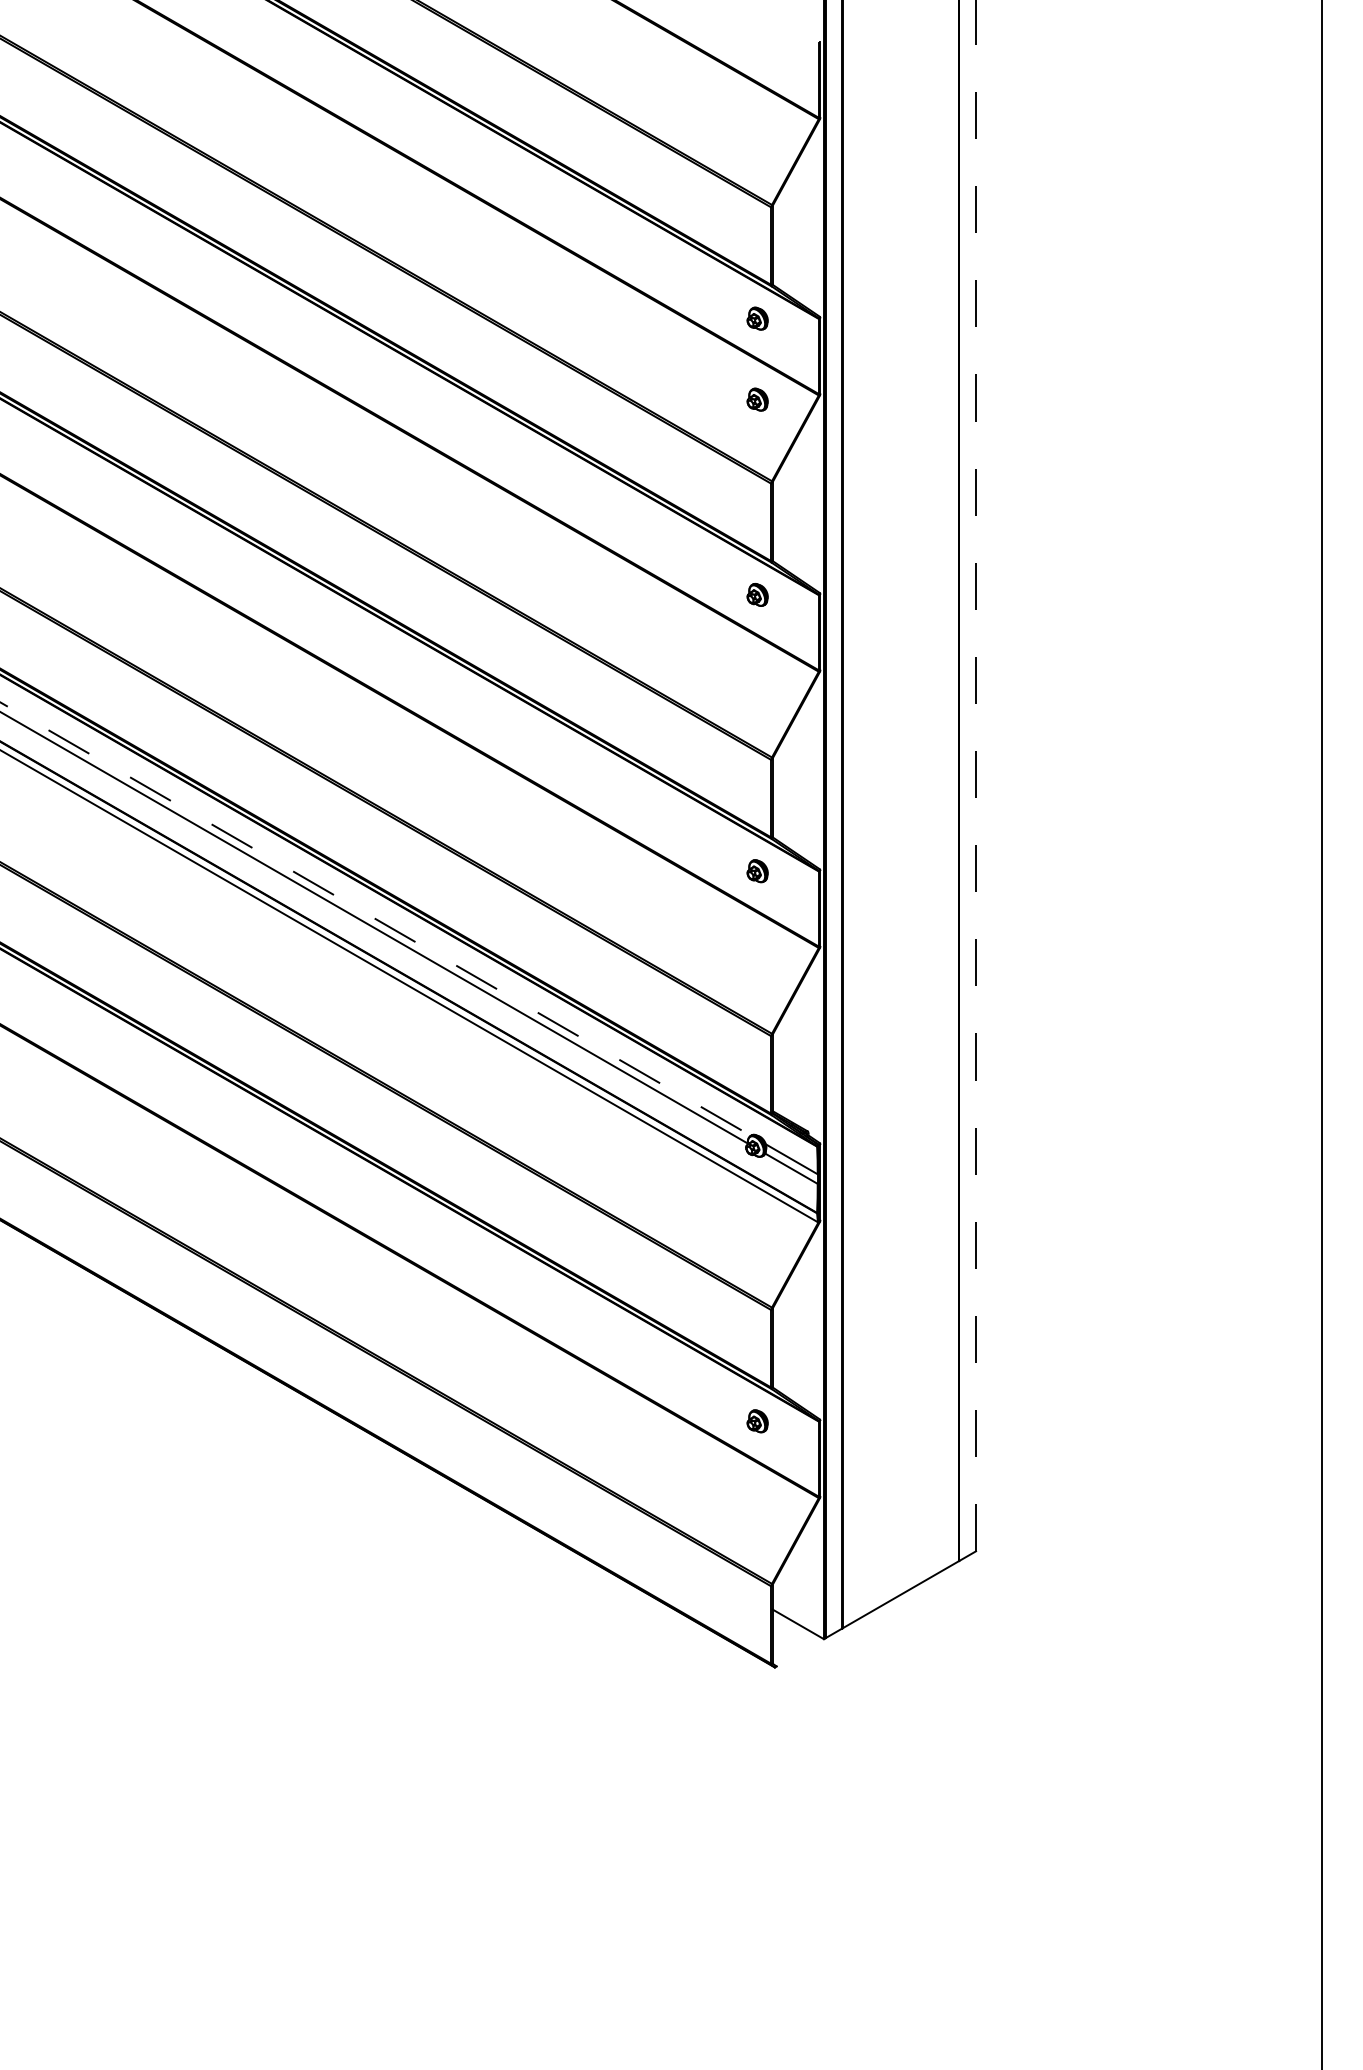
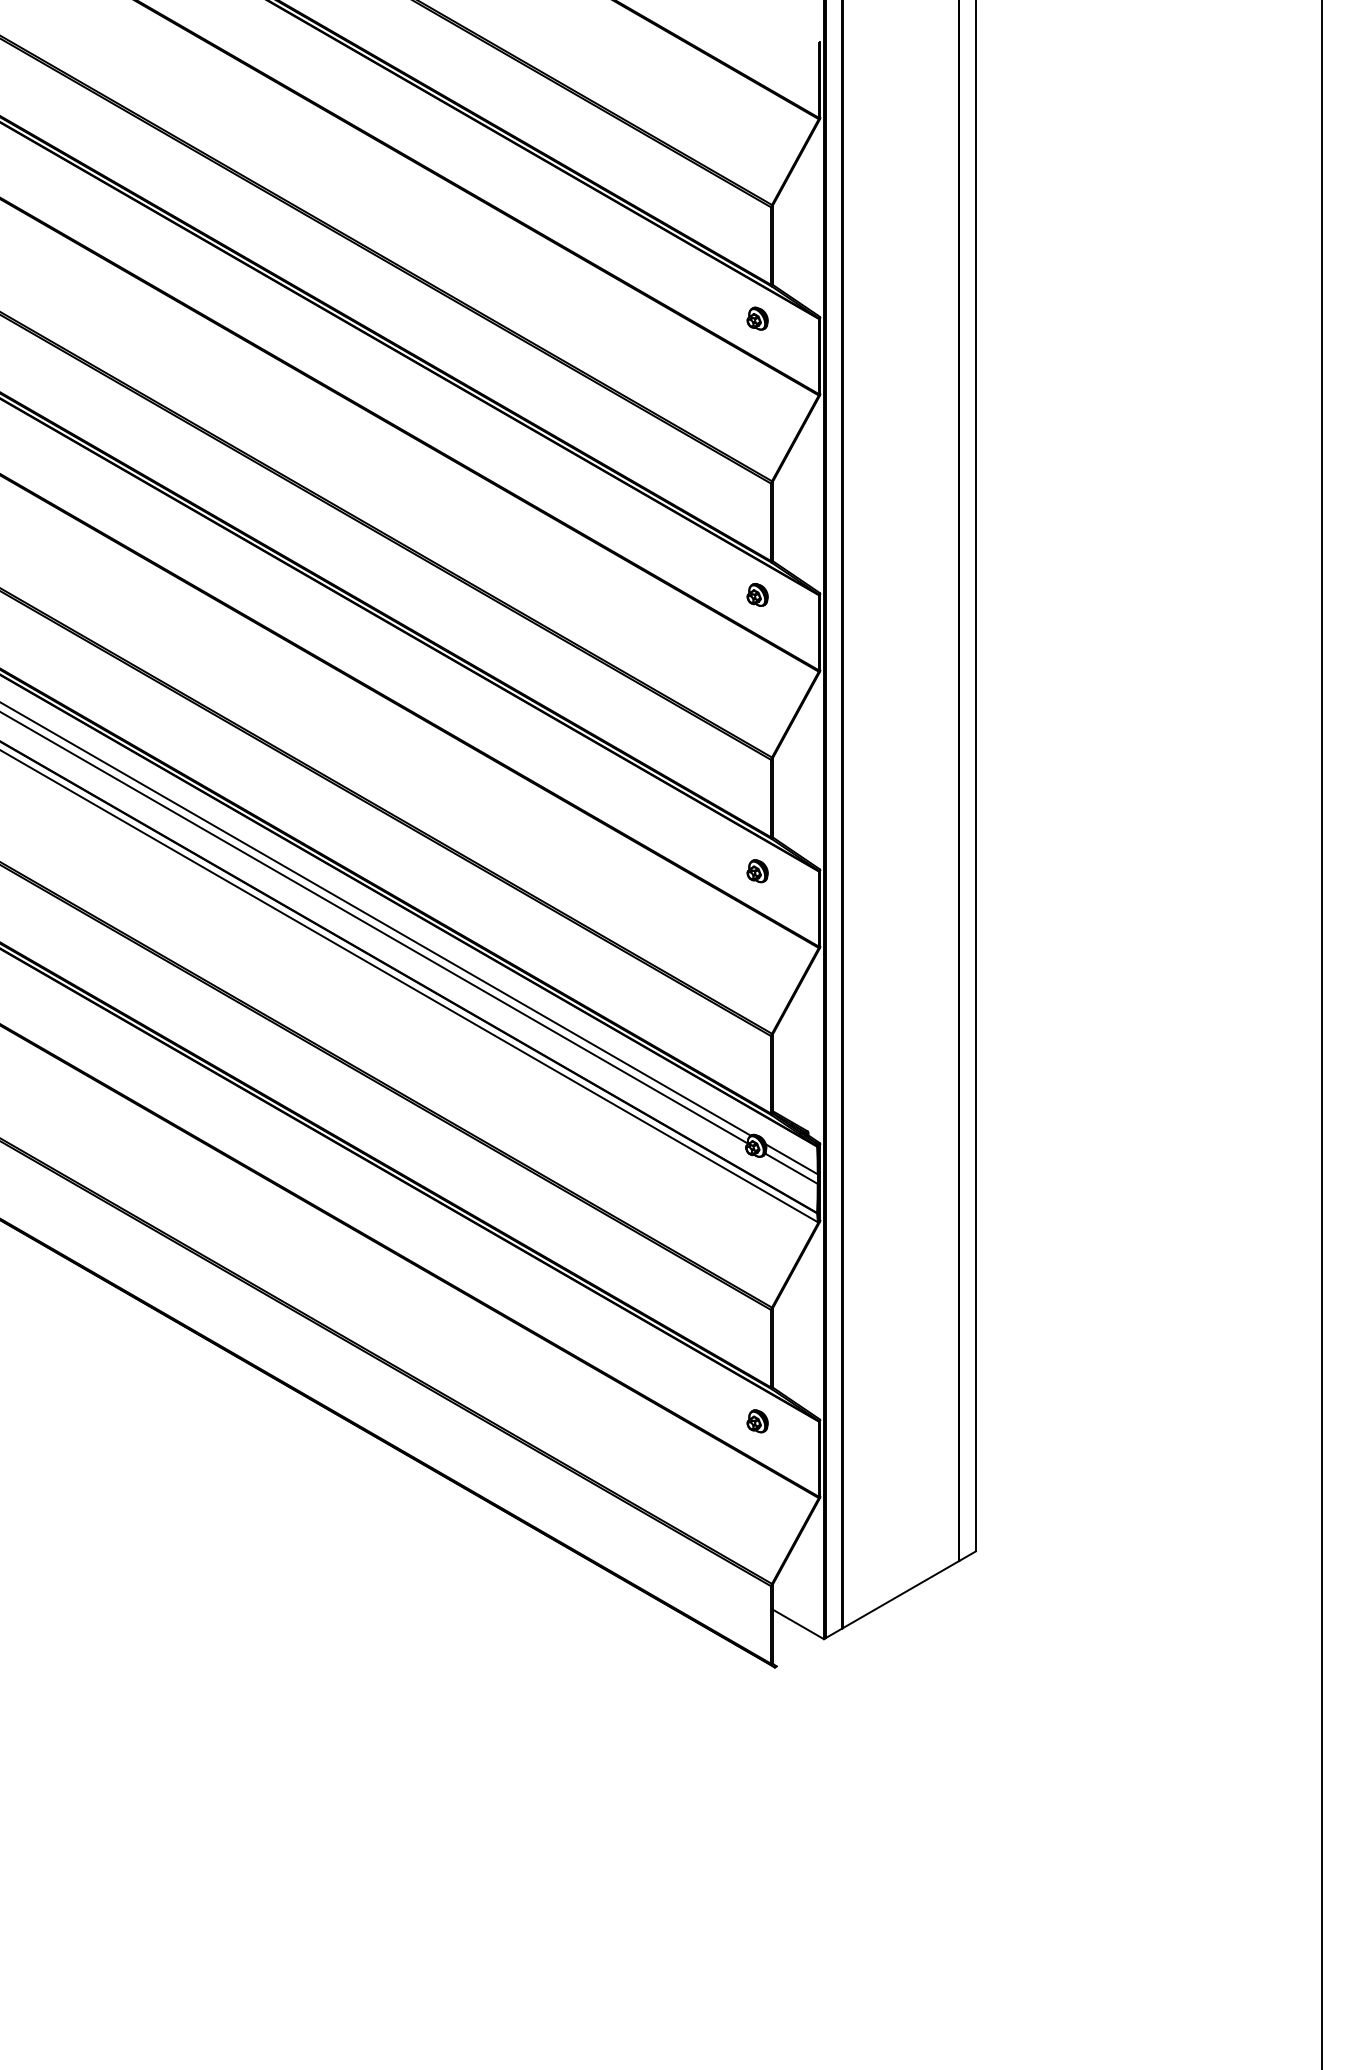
part: present -> none (757, 399)
line: dashed -> solid (976, 775)
line: dashed -> solid (376, 919)
